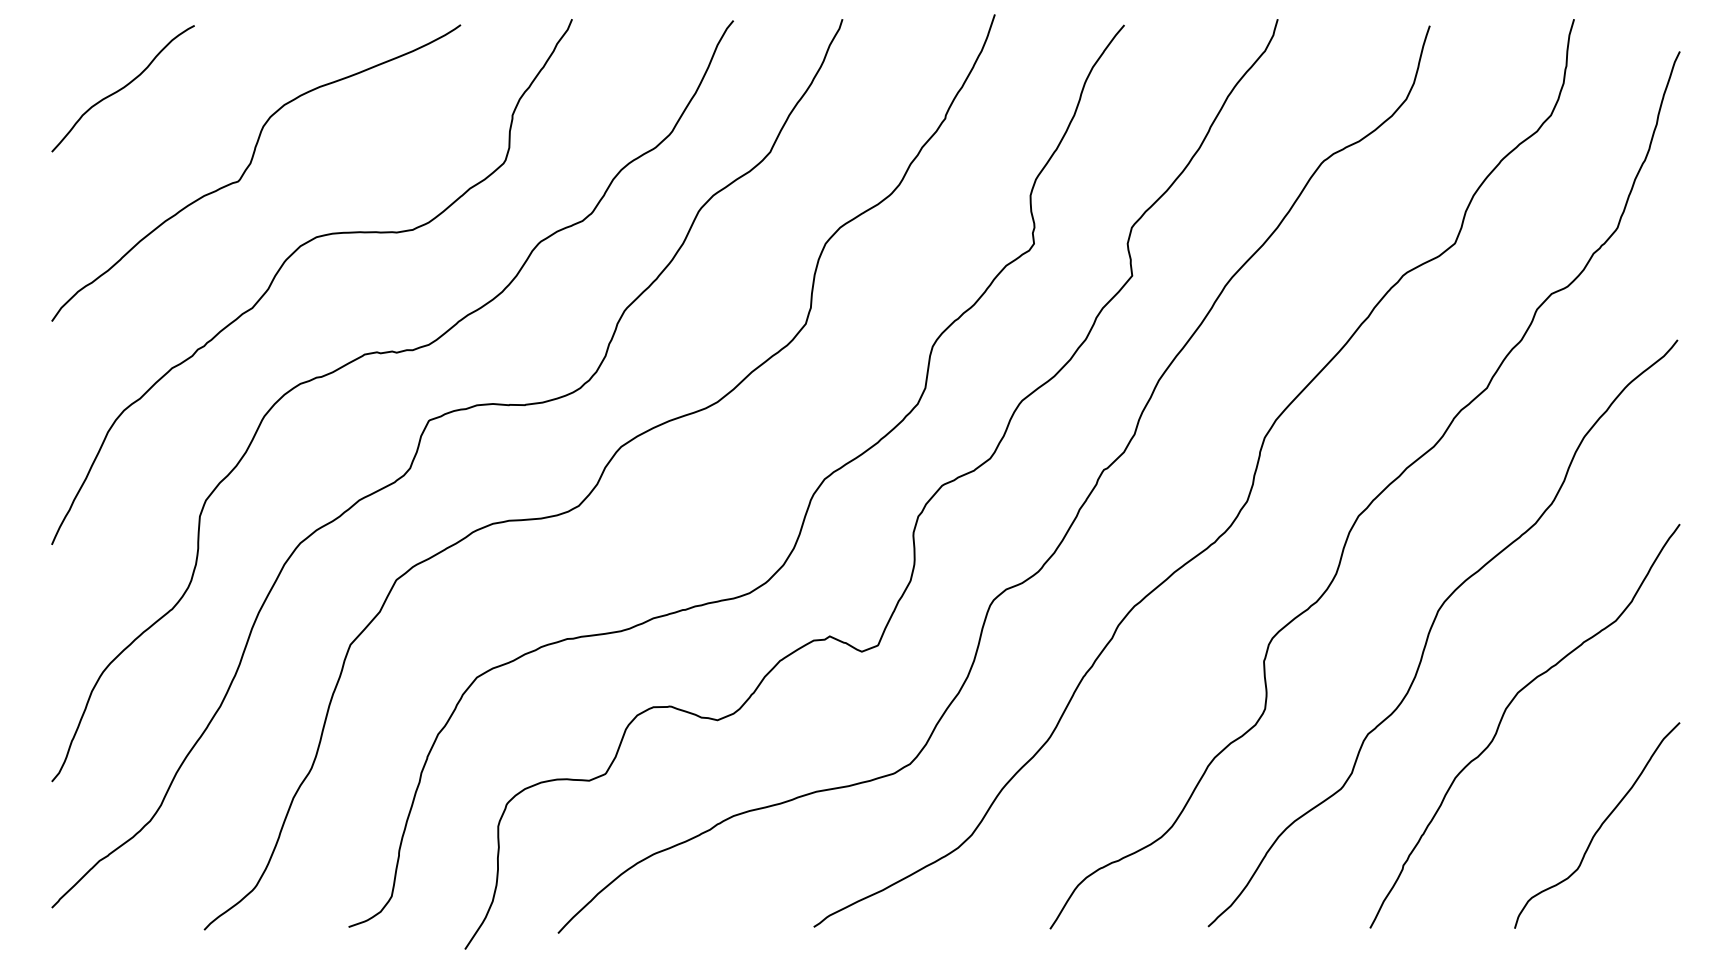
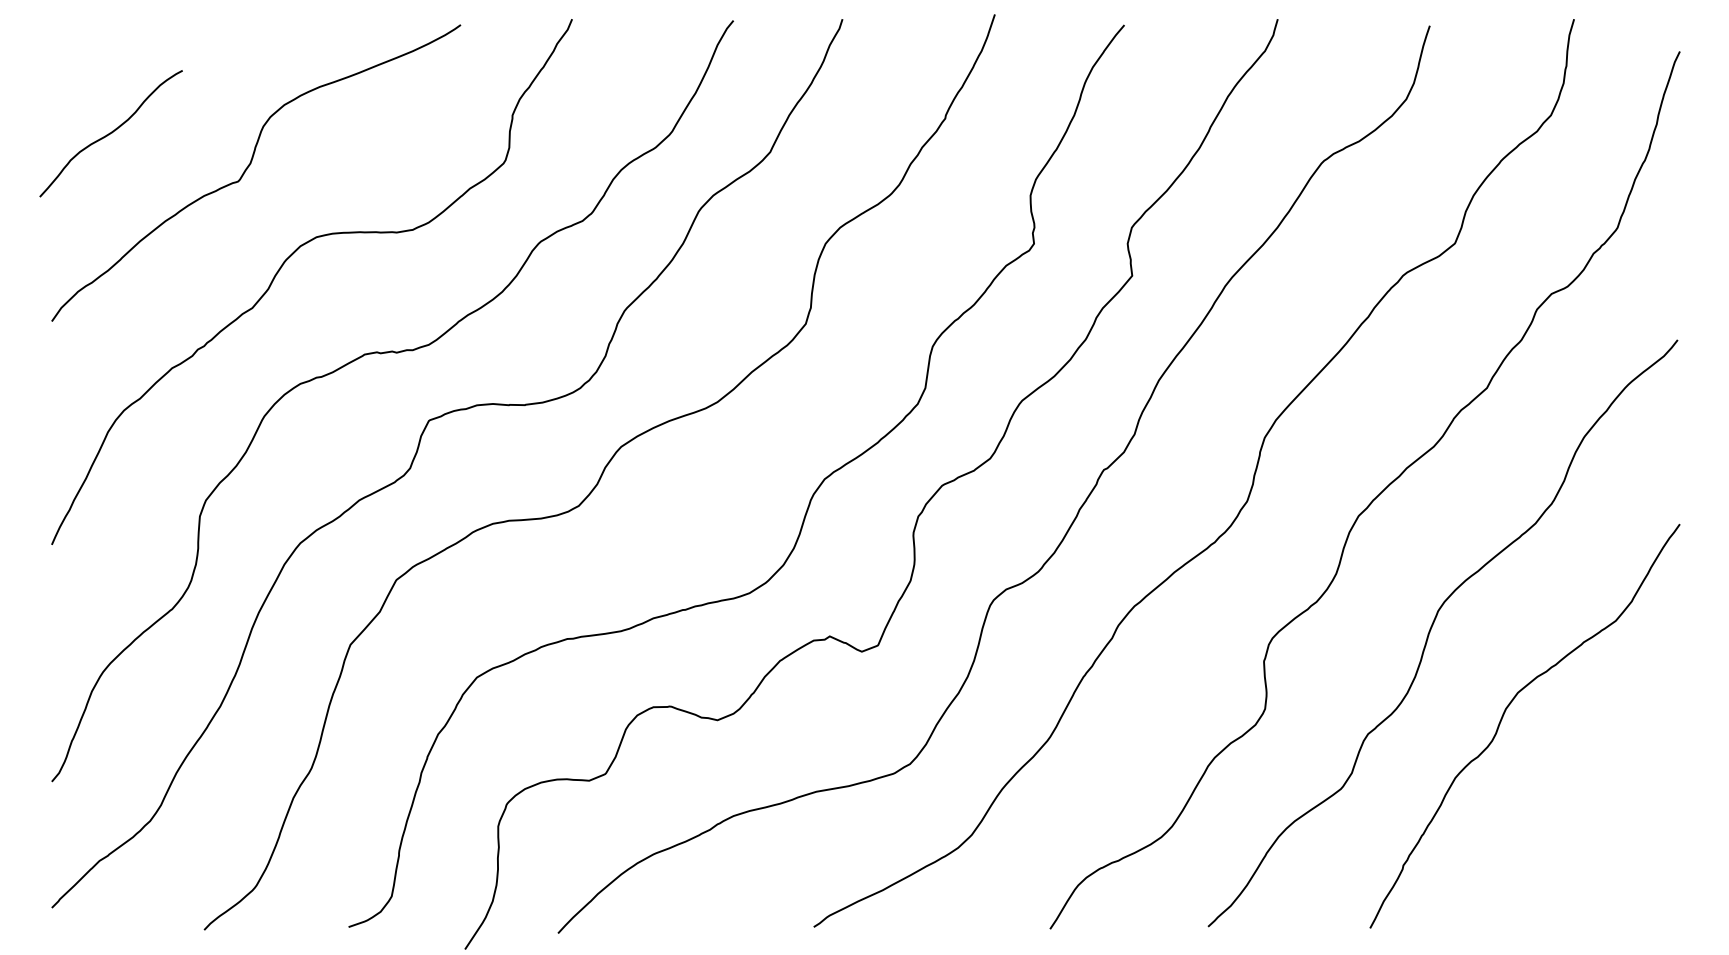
curve position: (122, 88) -> (110, 133) (110, 133)
curve: present -> none (1599, 826)
